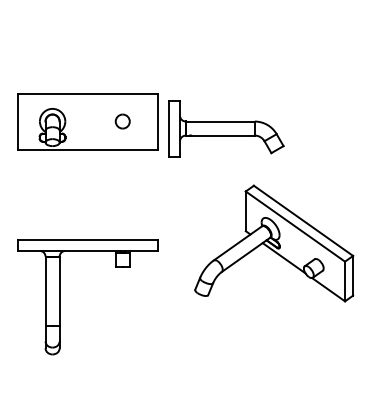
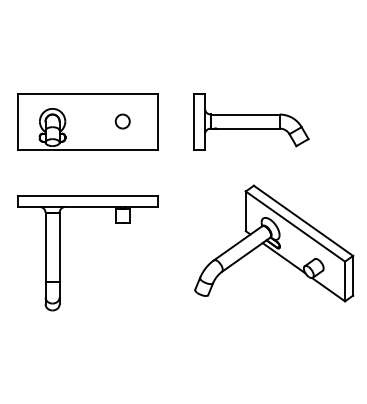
part position: (226, 128) -> (251, 121) (251, 121)
part position: (60, 297) -> (60, 253) (60, 253)
